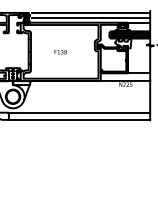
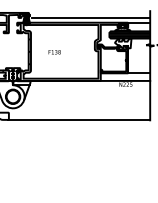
line: present -> none (91, 12)
text position: (60, 52) -> (54, 52) (54, 52)
line: present -> none (79, 112)
